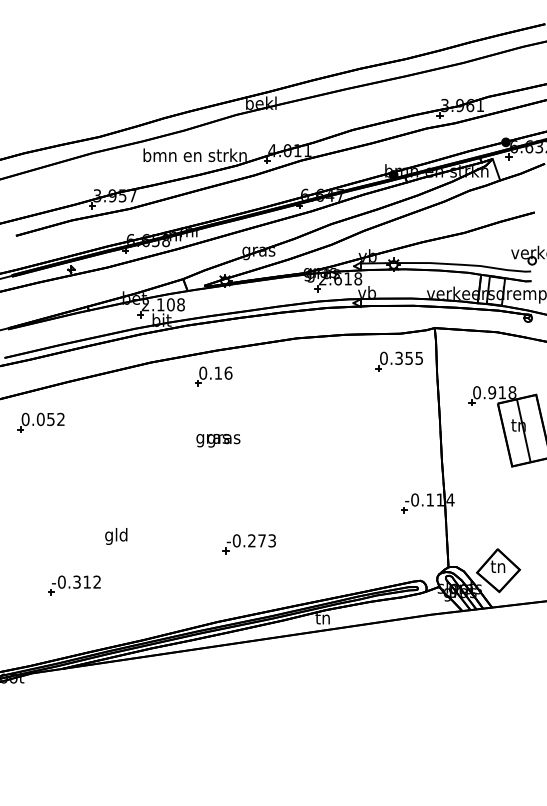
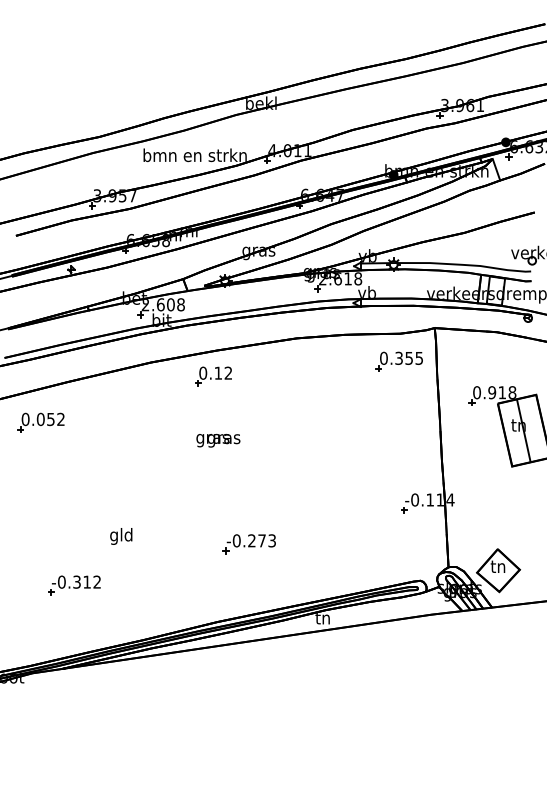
text: 2.108 -> 2.608 (160, 304)
text: 0.16 -> 0.12 (228, 372)
text position: (116, 536) -> (121, 536) (121, 536)
